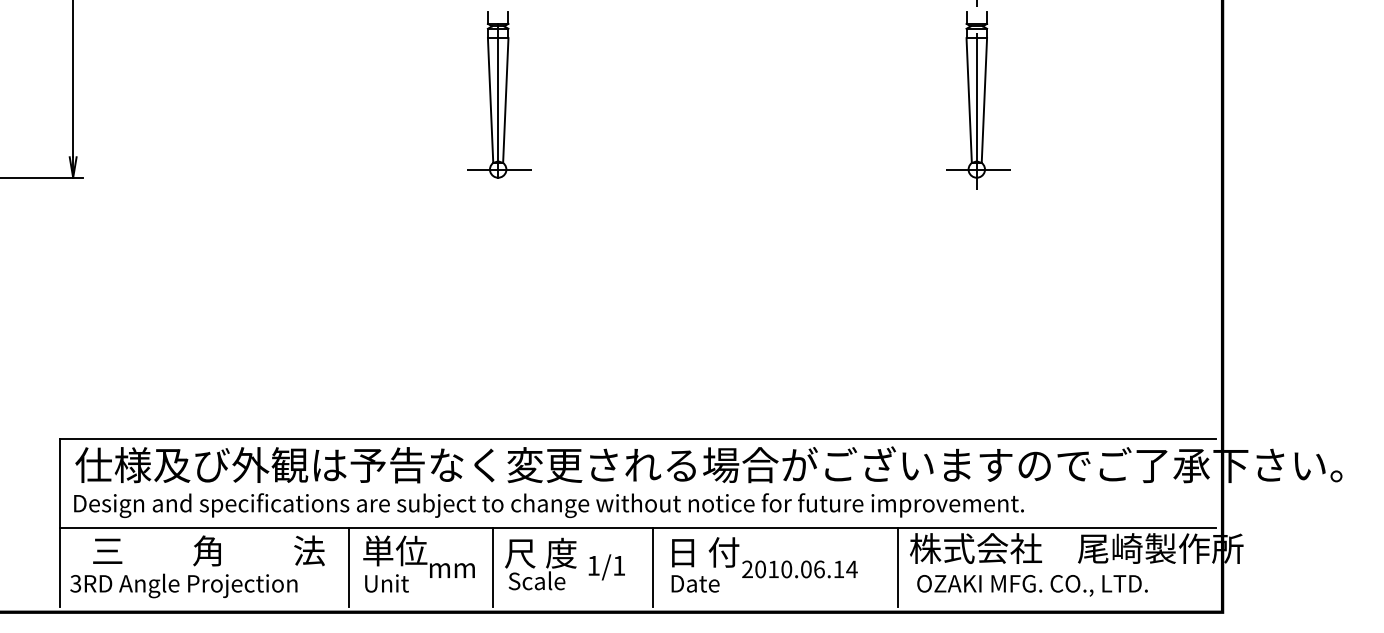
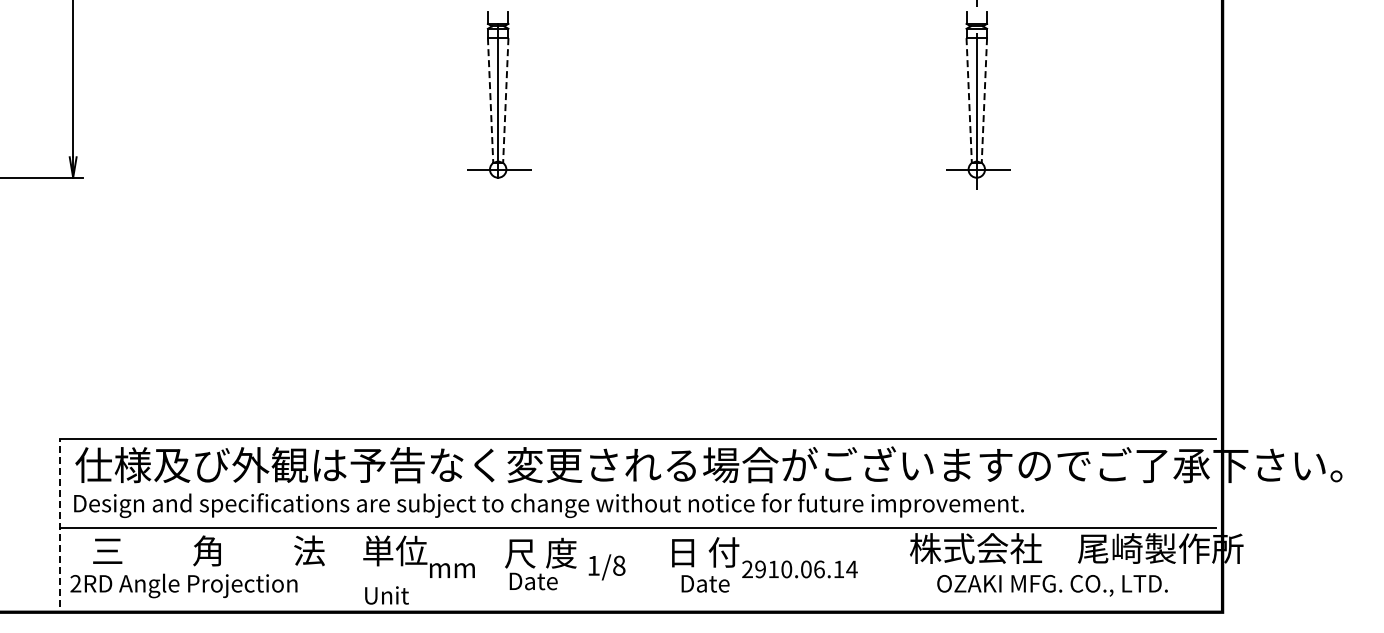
line: solid -> dashed (490, 101)
line: solid -> dashed (505, 101)
line: solid -> dashed (969, 101)
line: solid -> dashed (984, 101)
line: solid -> dashed (59, 523)
text: 1/1 -> 1/8 (619, 565)
line: present -> none (349, 566)
line: present -> none (493, 566)
line: present -> none (653, 566)
line: present -> none (897, 566)
text: 2010.06.14 -> 2910.06.14 (760, 569)
text: Scale -> Date (536, 580)
text: 3RD -> 2RD (75, 583)
text position: (386, 583) -> (386, 595) (386, 595)
text position: (695, 583) -> (705, 583) (705, 583)
text position: (1032, 585) -> (1052, 585) (1052, 585)
